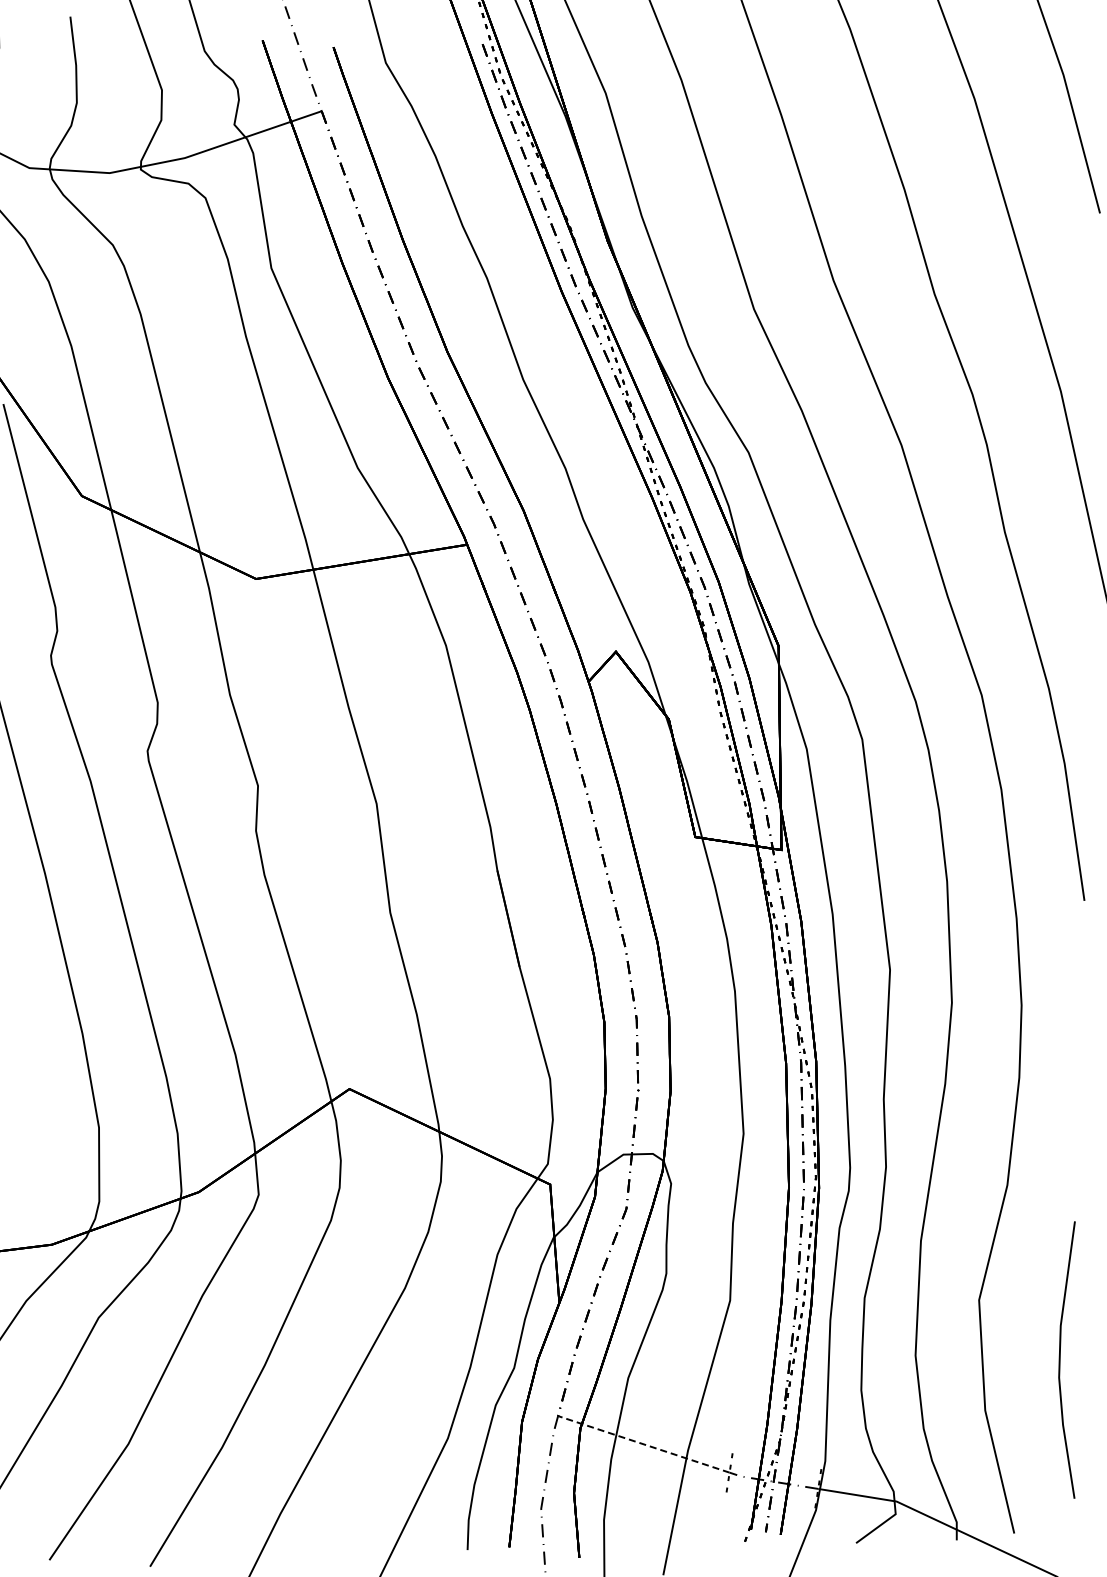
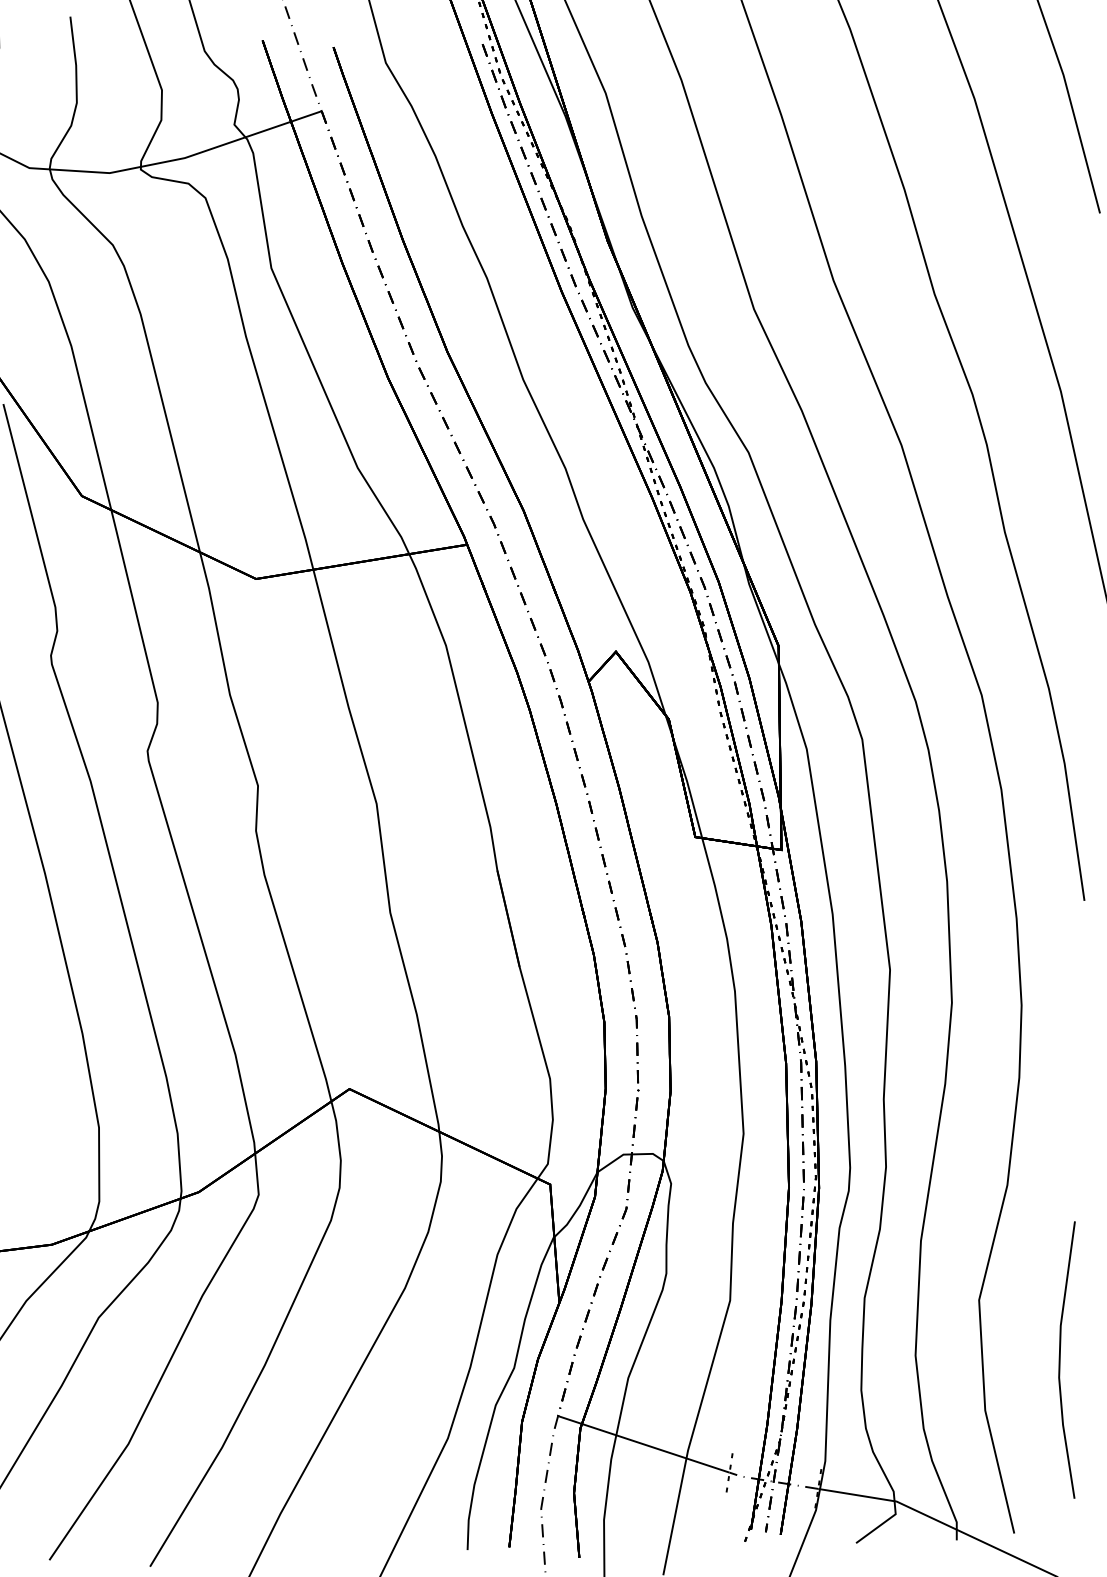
line: dashed -> solid (643, 1444)
